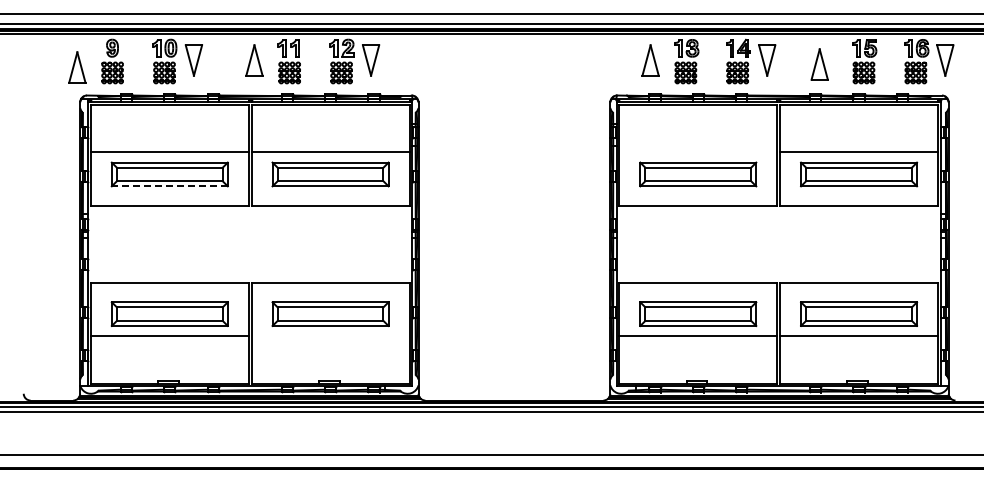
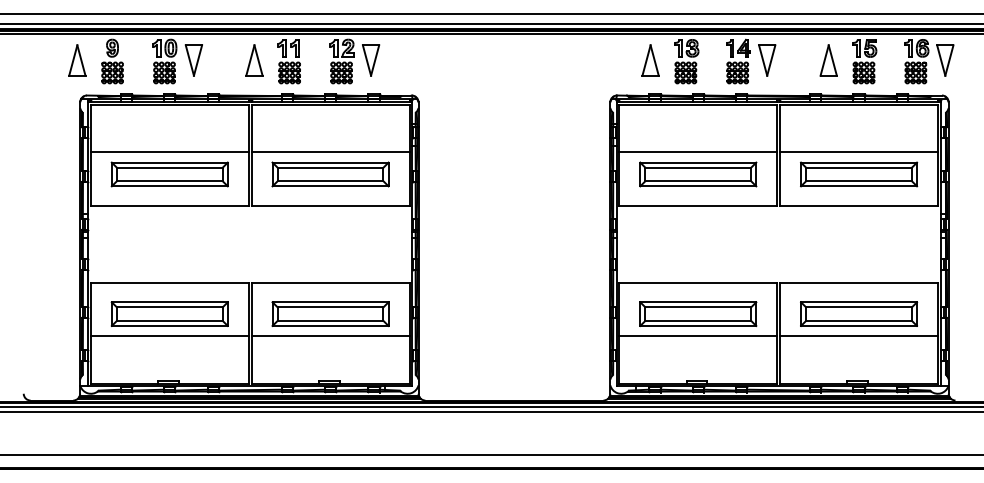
part position: (819, 64) -> (828, 60) (828, 60)
part position: (77, 67) -> (77, 60) (77, 60)
line: none -> present (698, 152)
line: dashed -> solid (169, 186)
line: none -> present (330, 336)
